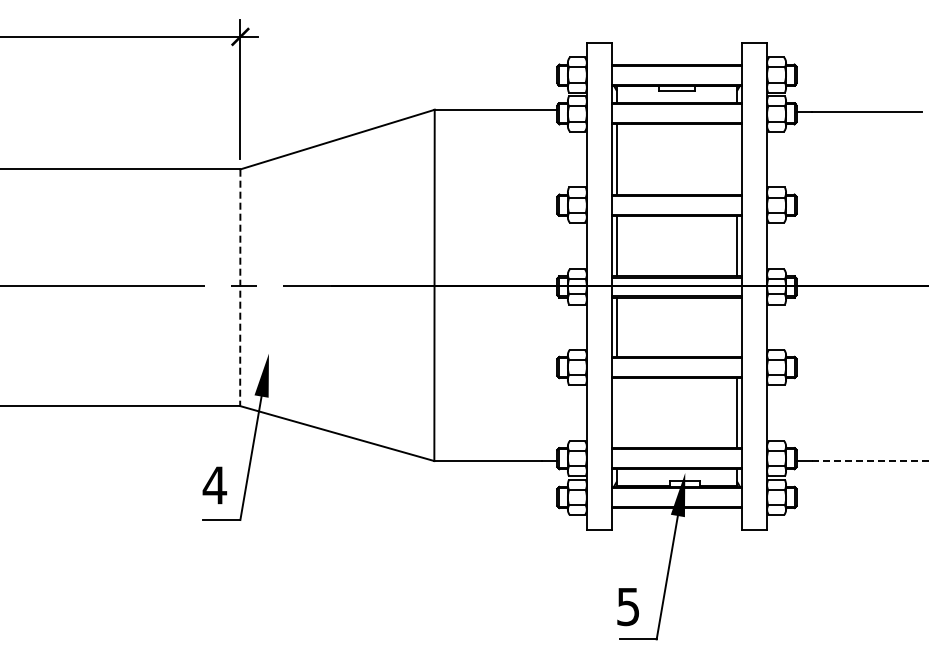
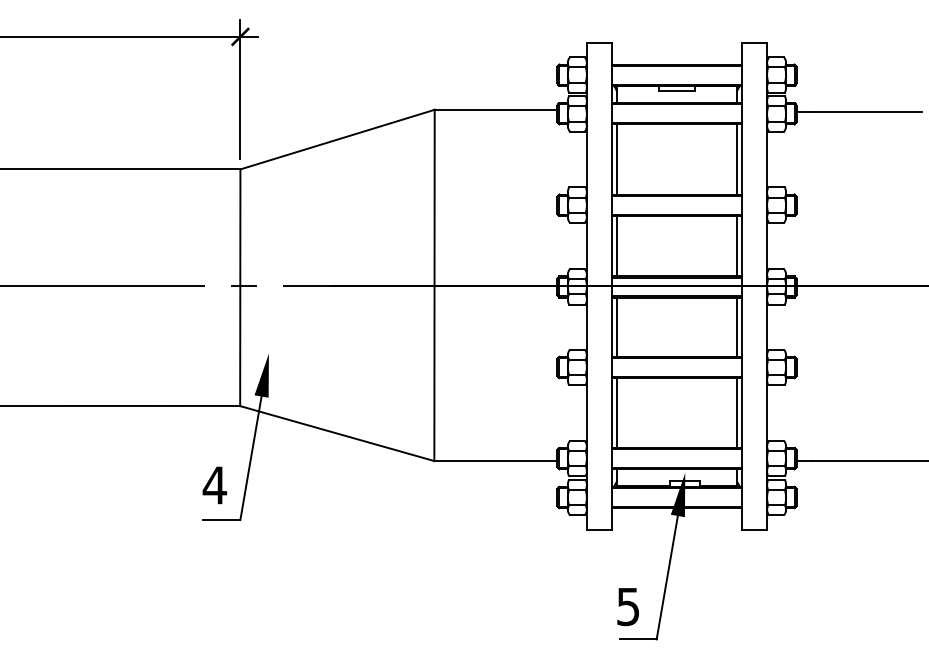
line: none -> present (737, 159)
line: dashed -> solid (240, 288)
line: none -> present (737, 326)
line: none -> present (616, 413)
line: dashed -> solid (870, 461)
